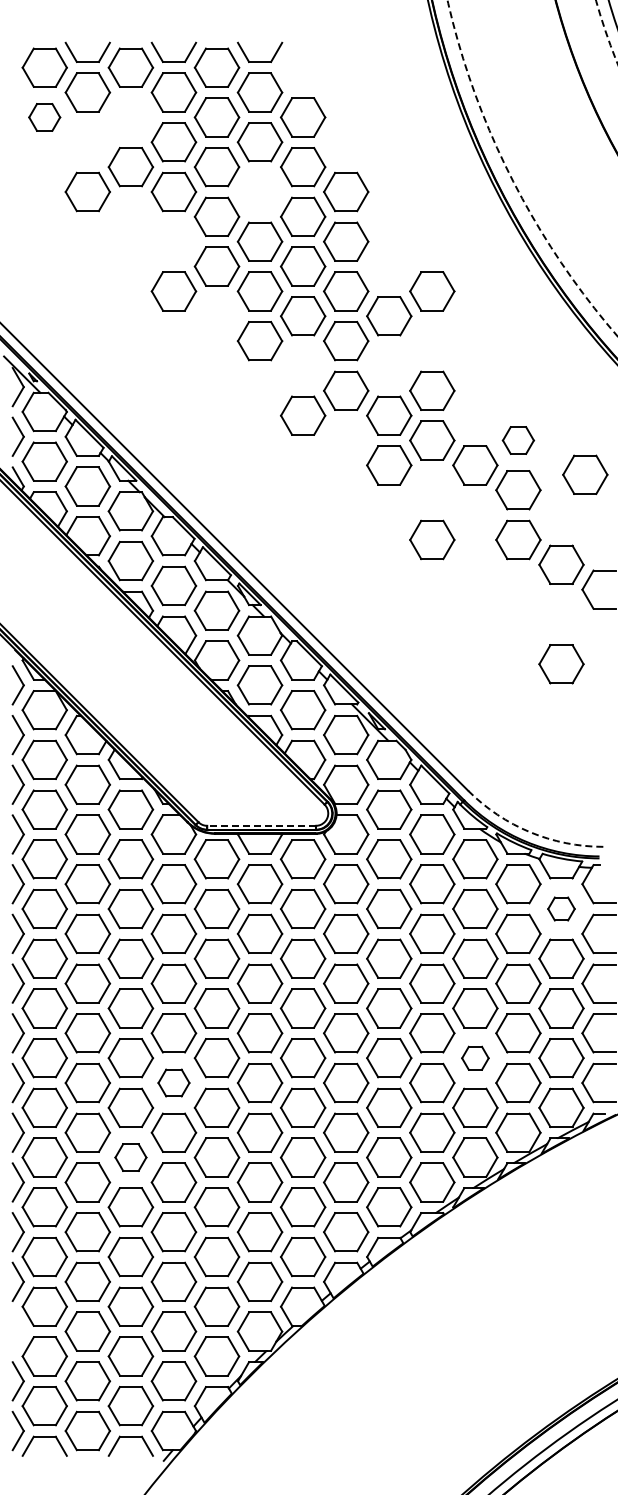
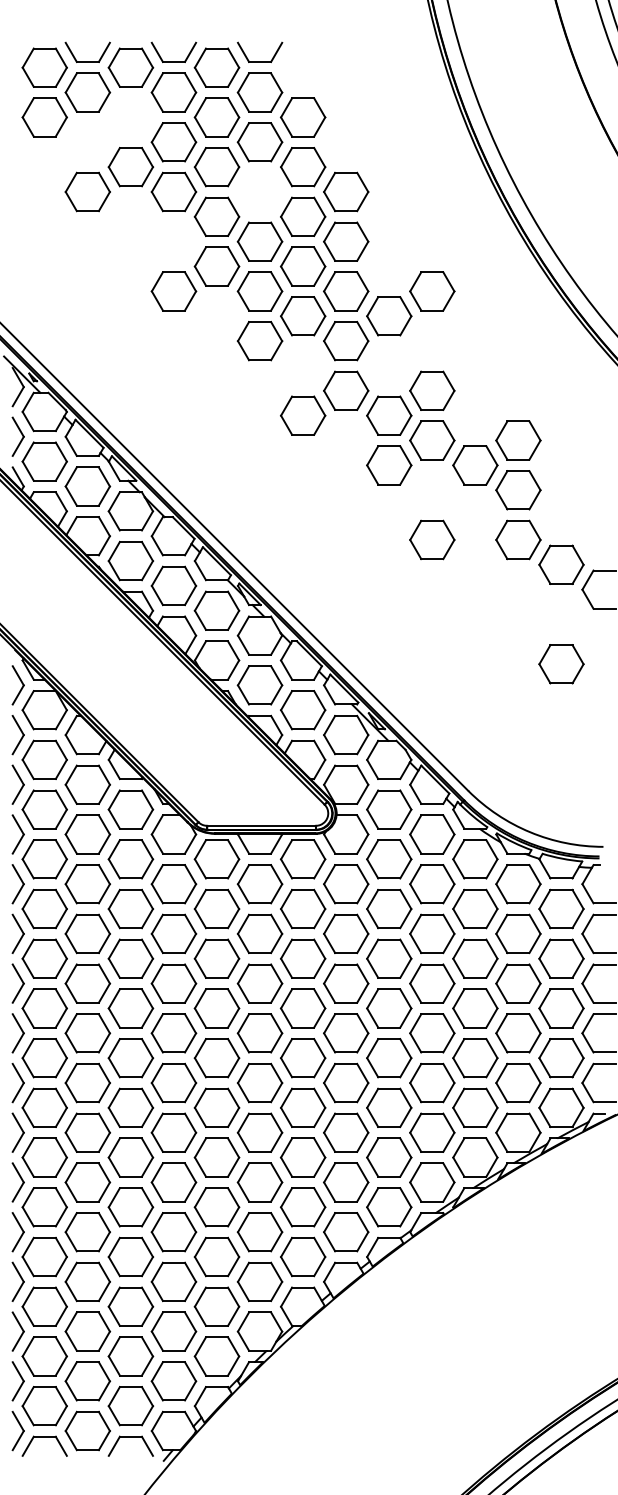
circle: dashed -> solid (606, 32)
part size: 34x29 px -> 47x41 px (44, 117)
circle: dashed -> solid (532, 168)
part size: 35x29 px -> 47x41 px (518, 440)
part: present -> none (585, 474)
line: dashed -> solid (261, 825)
arc: dashed -> solid (530, 832)
part size: 29x26 px -> 47x42 px (561, 908)
part size: 29x26 px -> 47x41 px (475, 1058)
part size: 34x30 px -> 48x42 px (173, 1082)
part size: 34x29 px -> 48x41 px (130, 1157)
part: none -> present (17, 1331)
